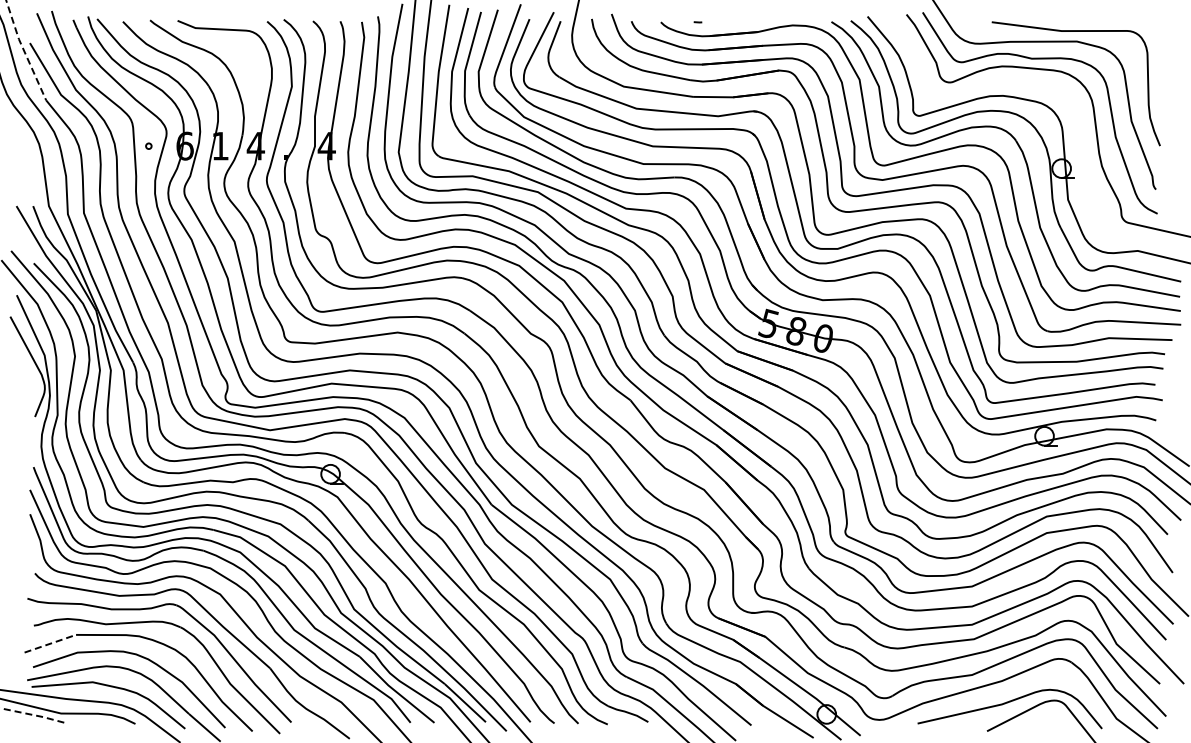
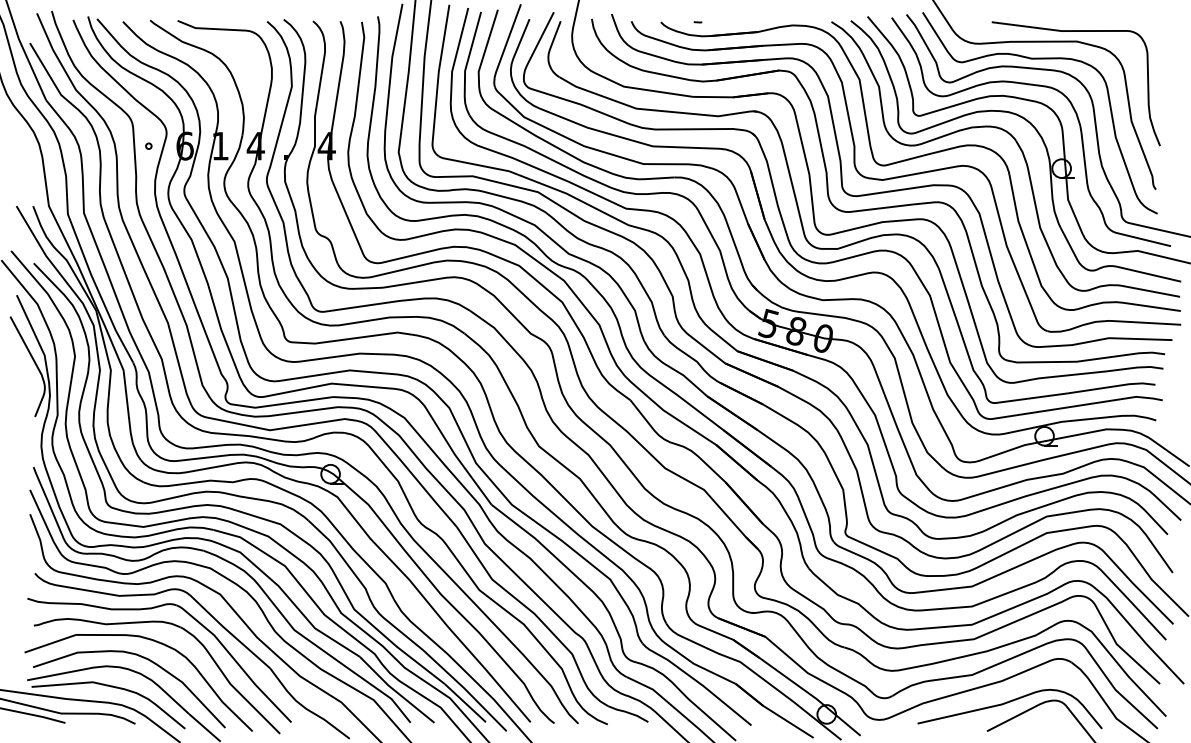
line: dashed -> solid (24, 51)
curve: none -> present (1035, 86)
line: dashed -> solid (50, 643)
line: dashed -> solid (34, 715)
